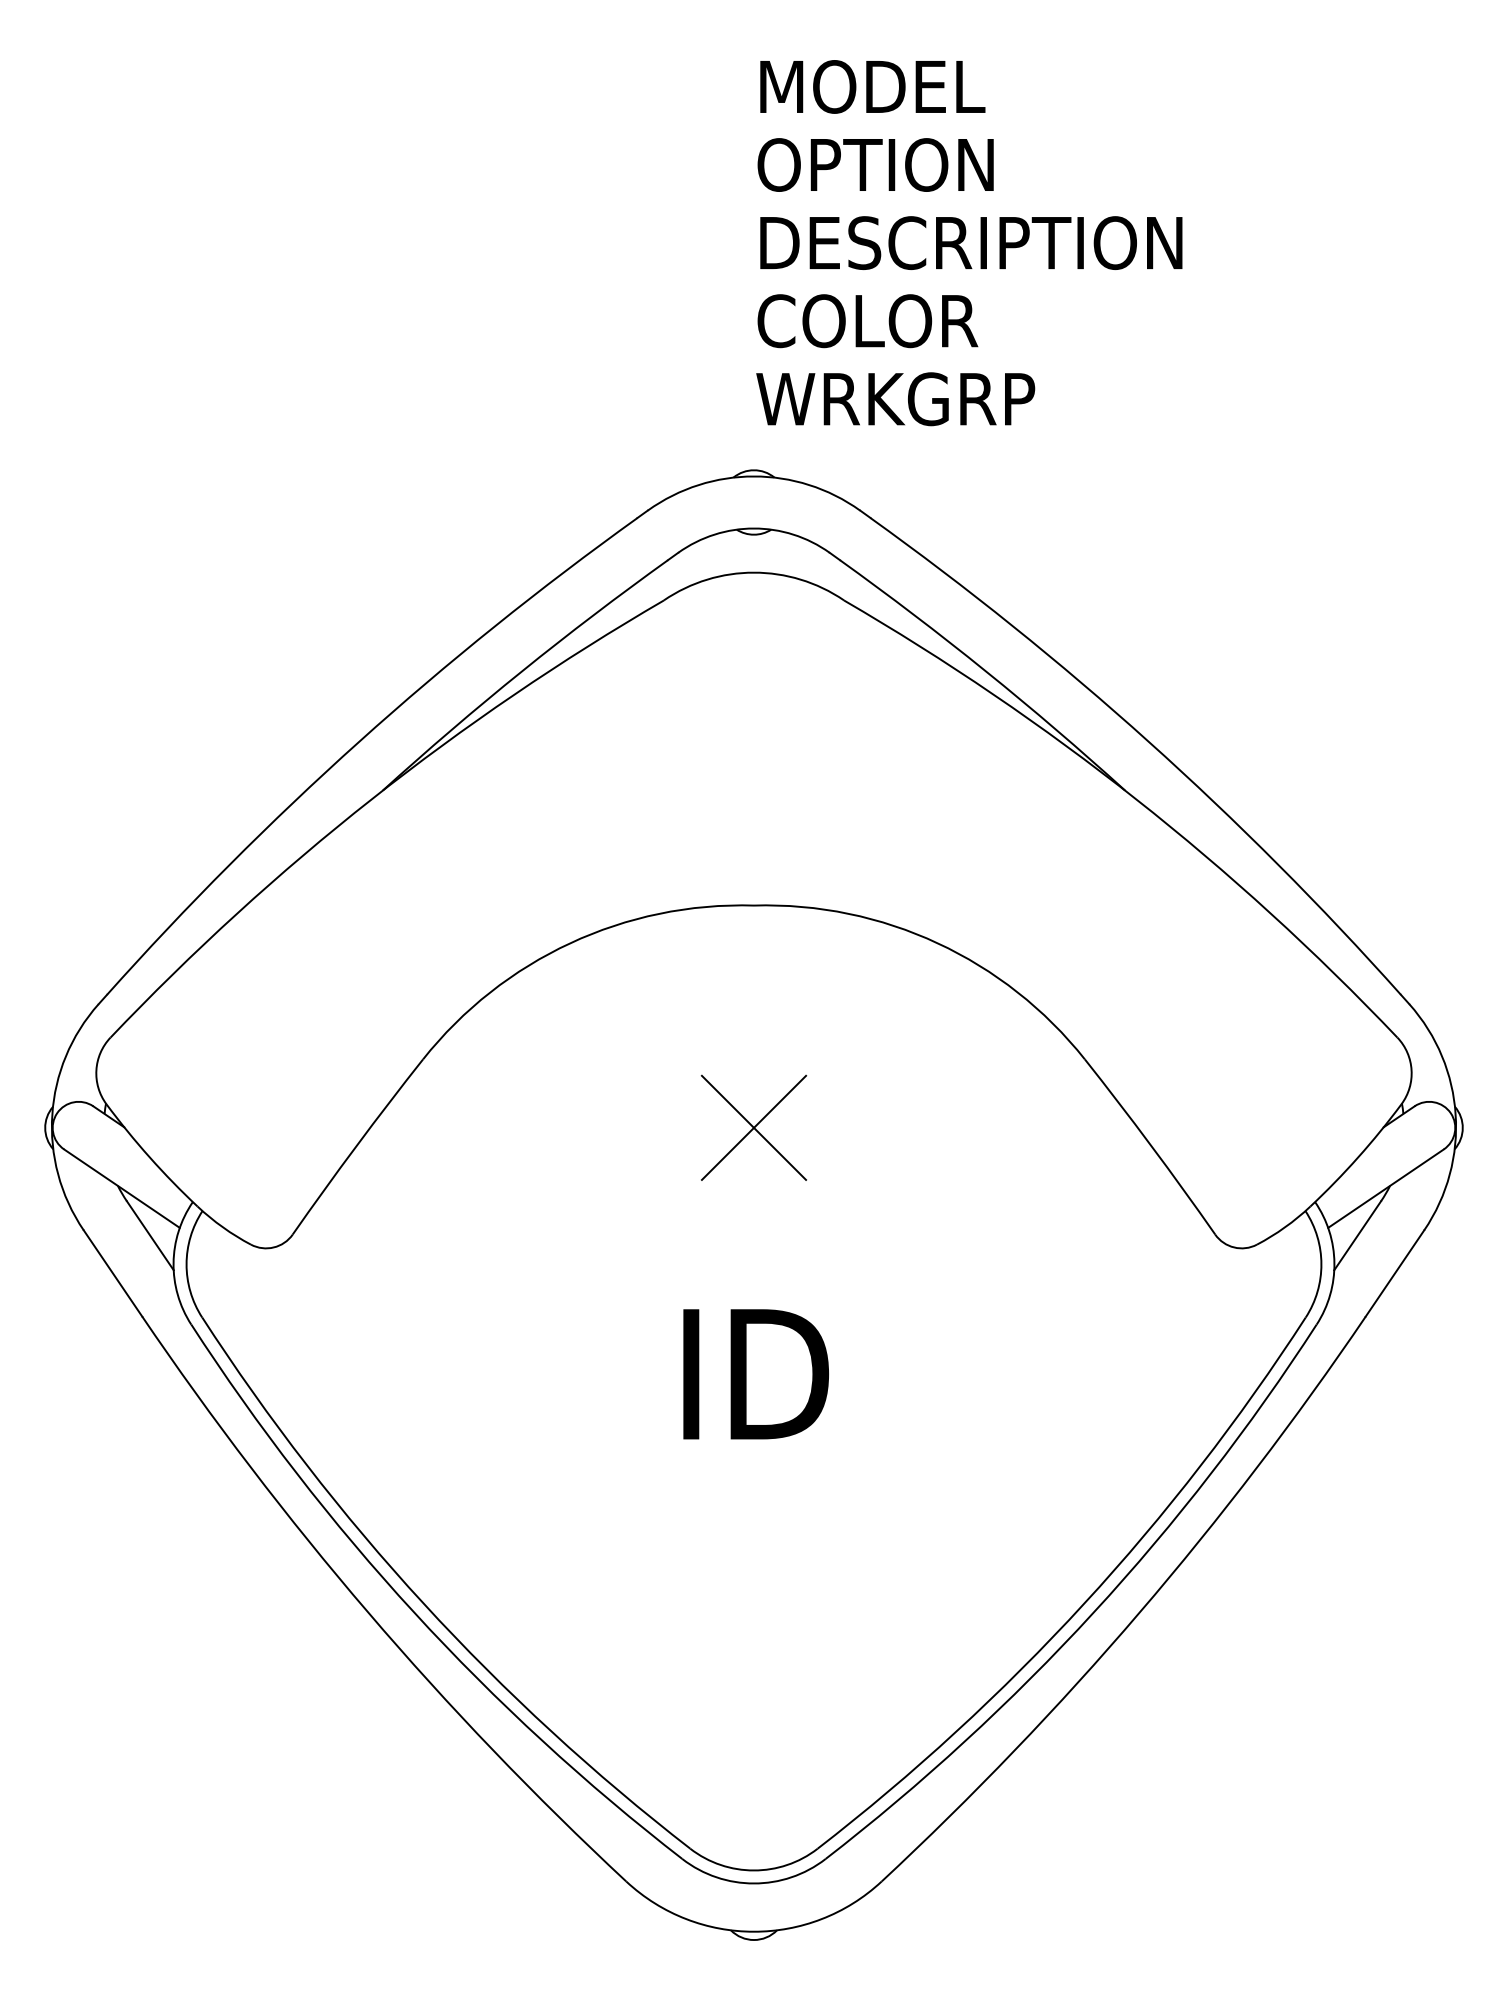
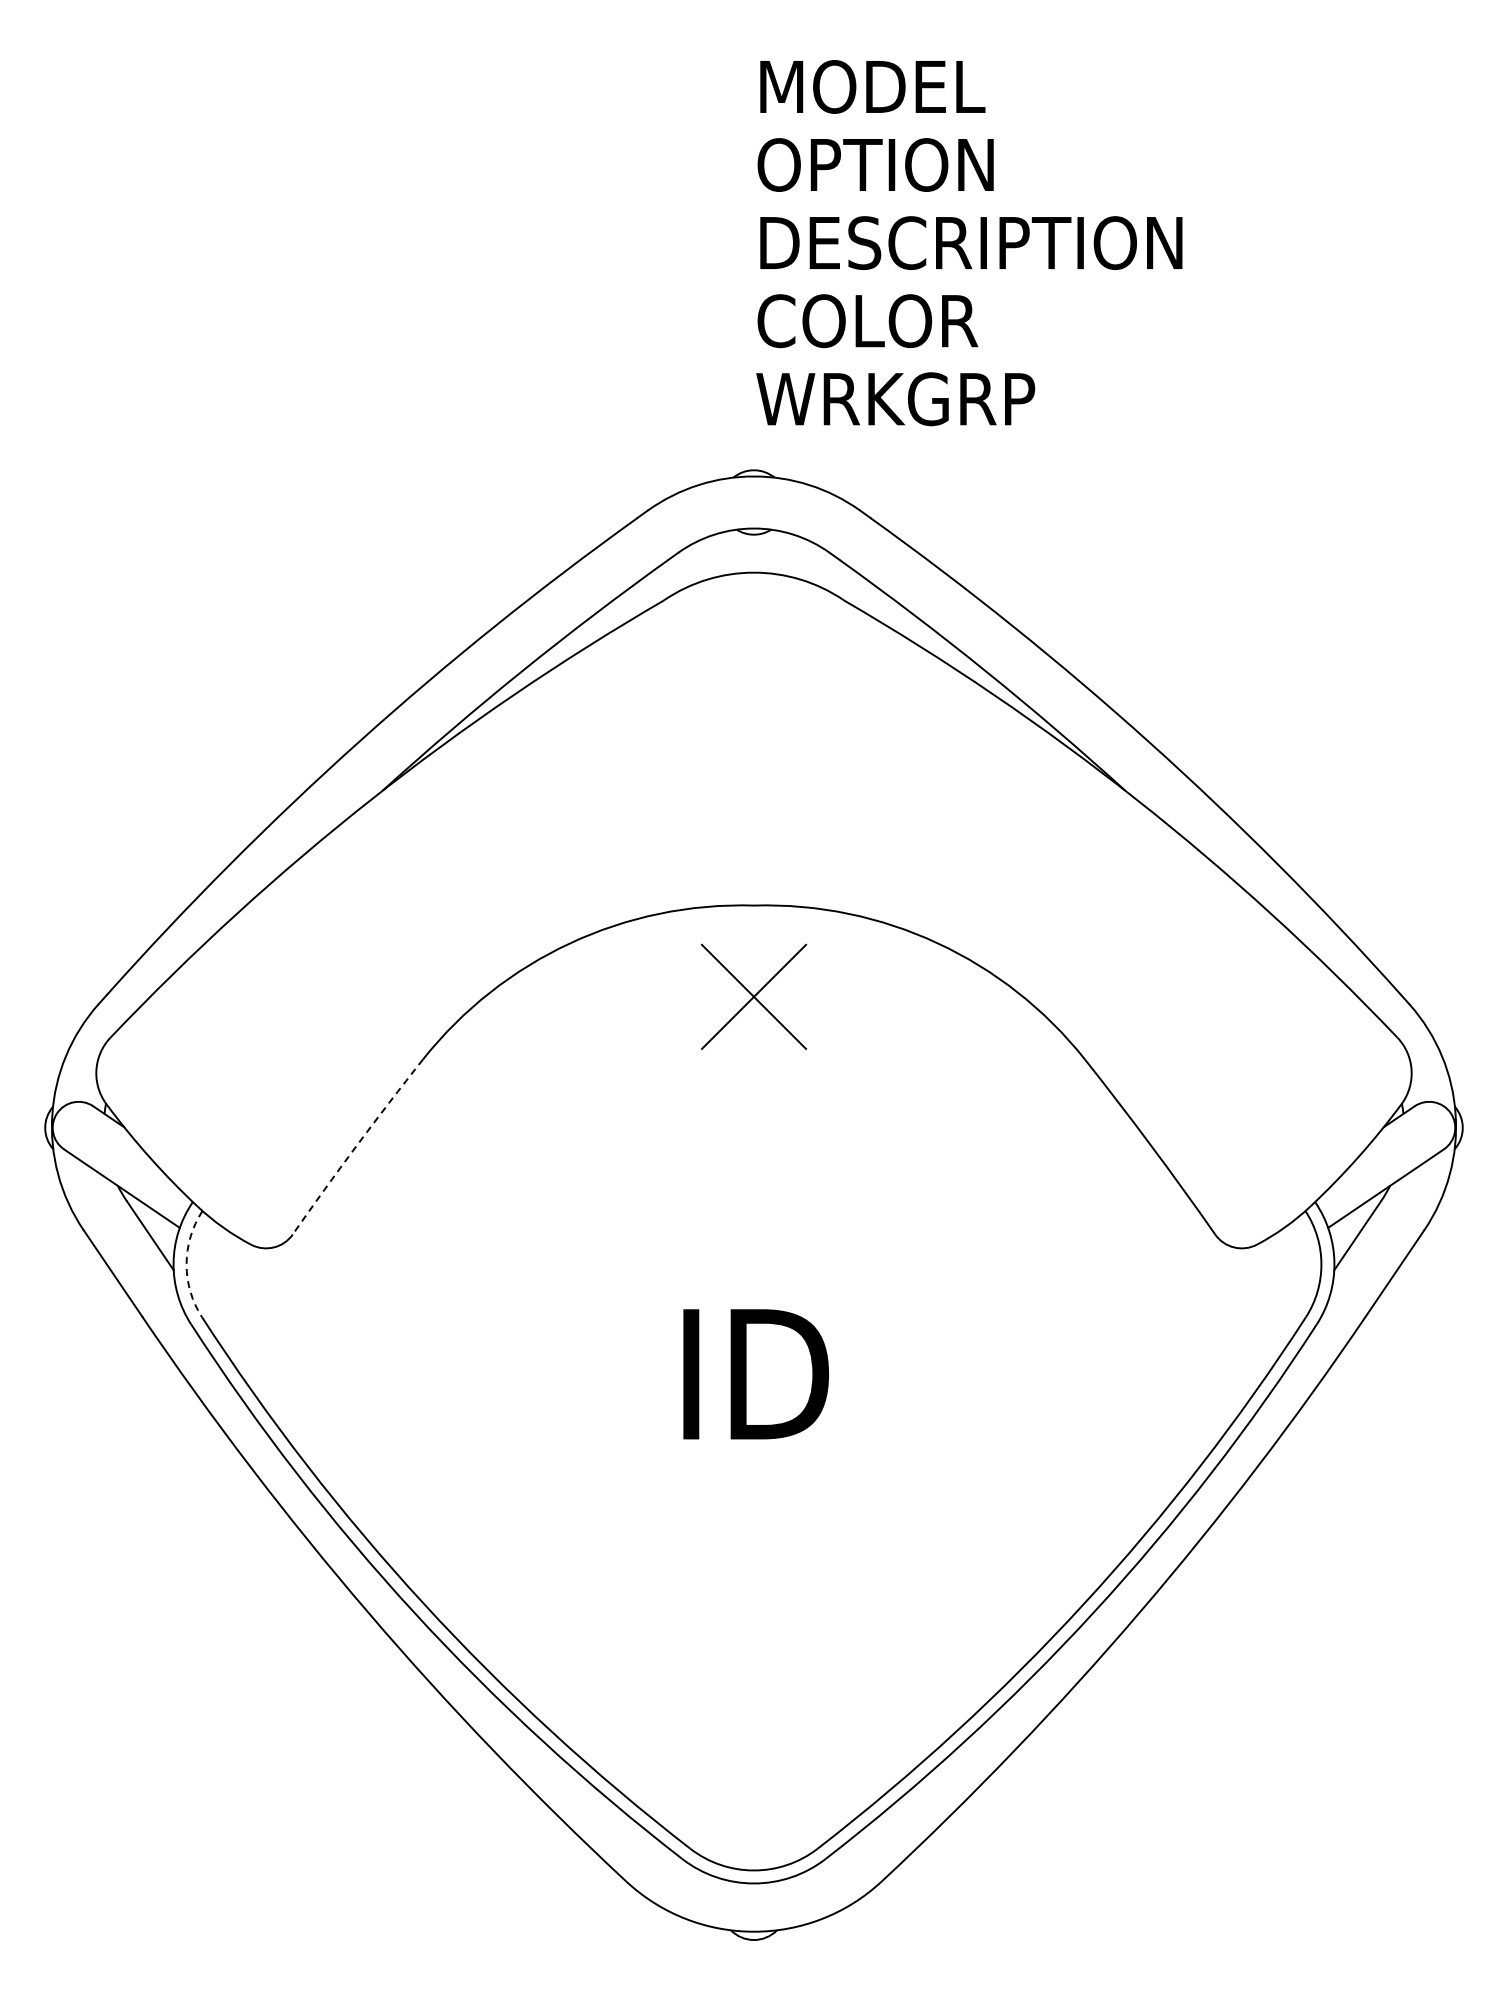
part position: (753, 1127) -> (753, 996) (753, 996)
arc: solid -> dashed (356, 1145)
arc: solid -> dashed (186, 1264)
